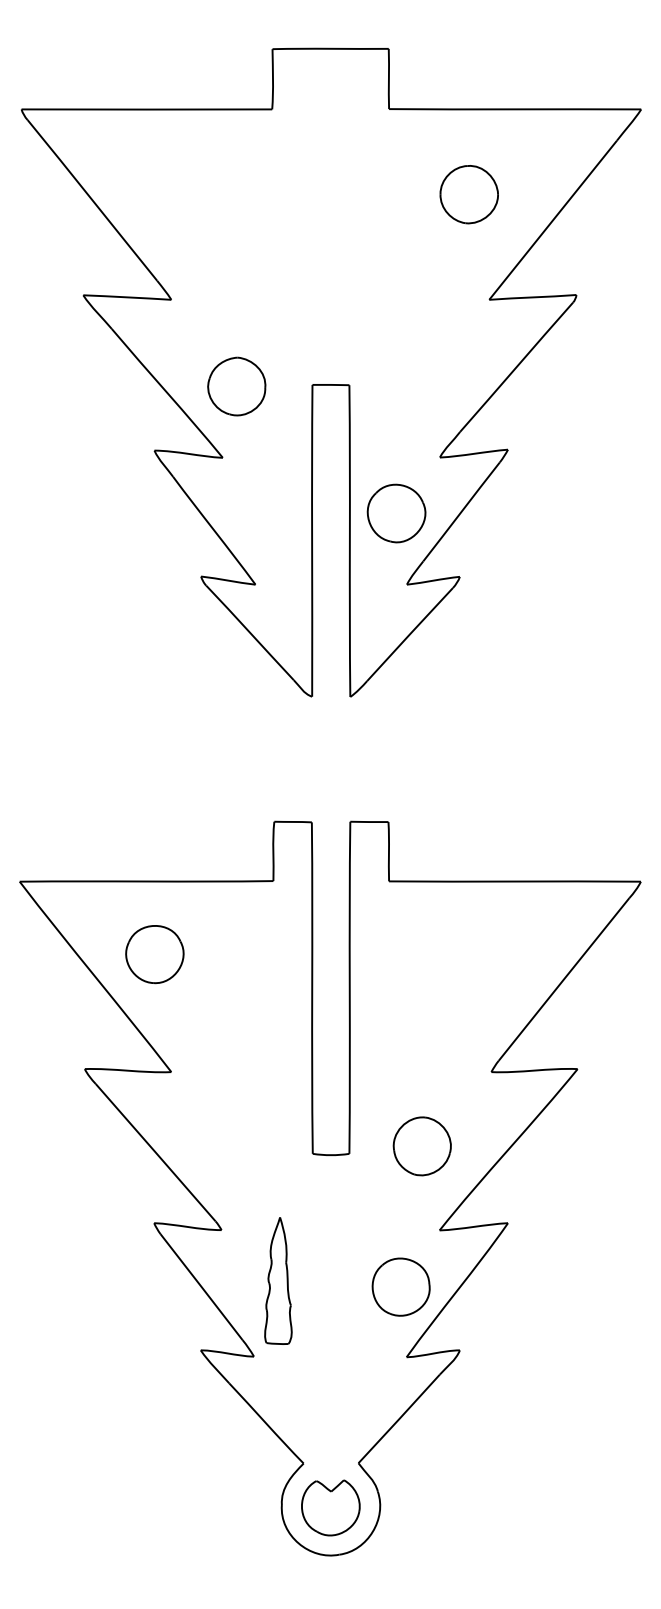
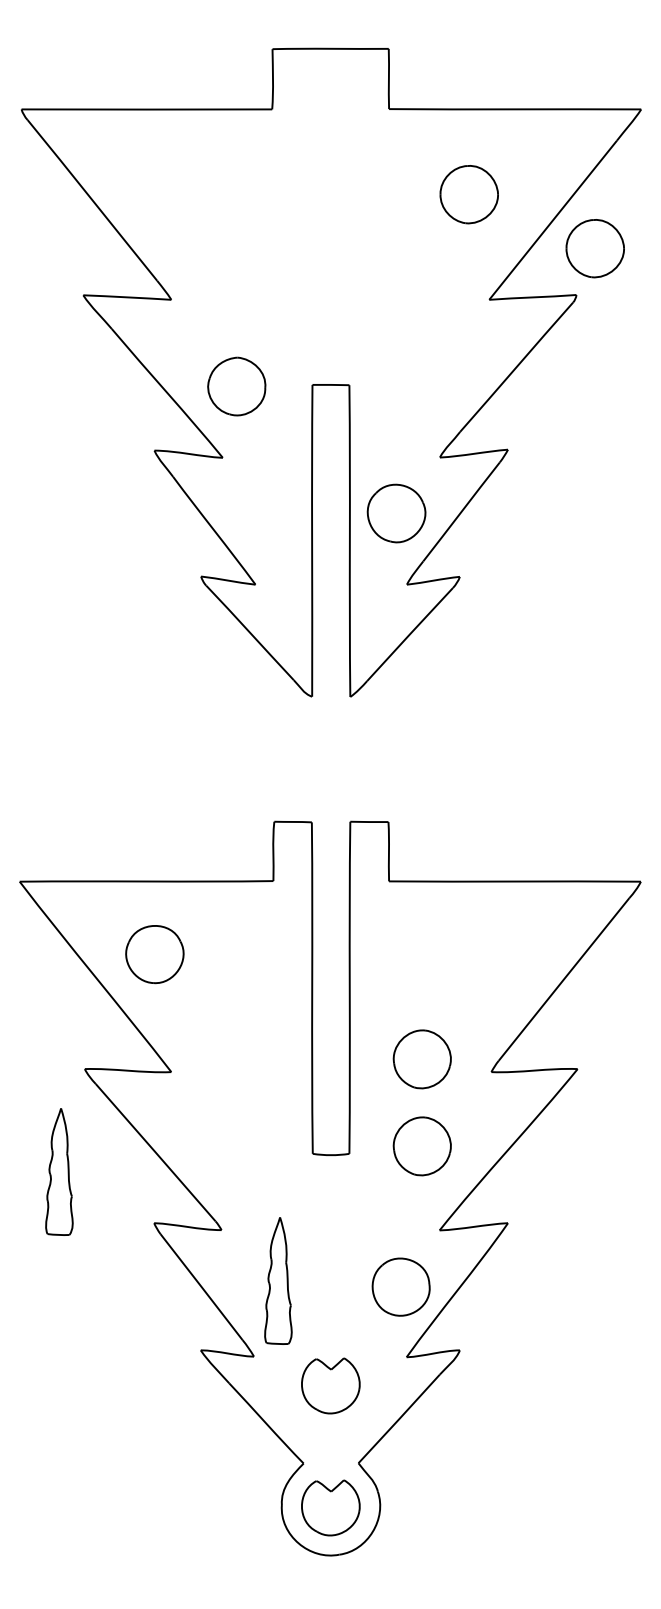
part: none -> present (594, 248)
part: none -> present (421, 1059)
part: none -> present (59, 1171)
part: none -> present (330, 1385)
